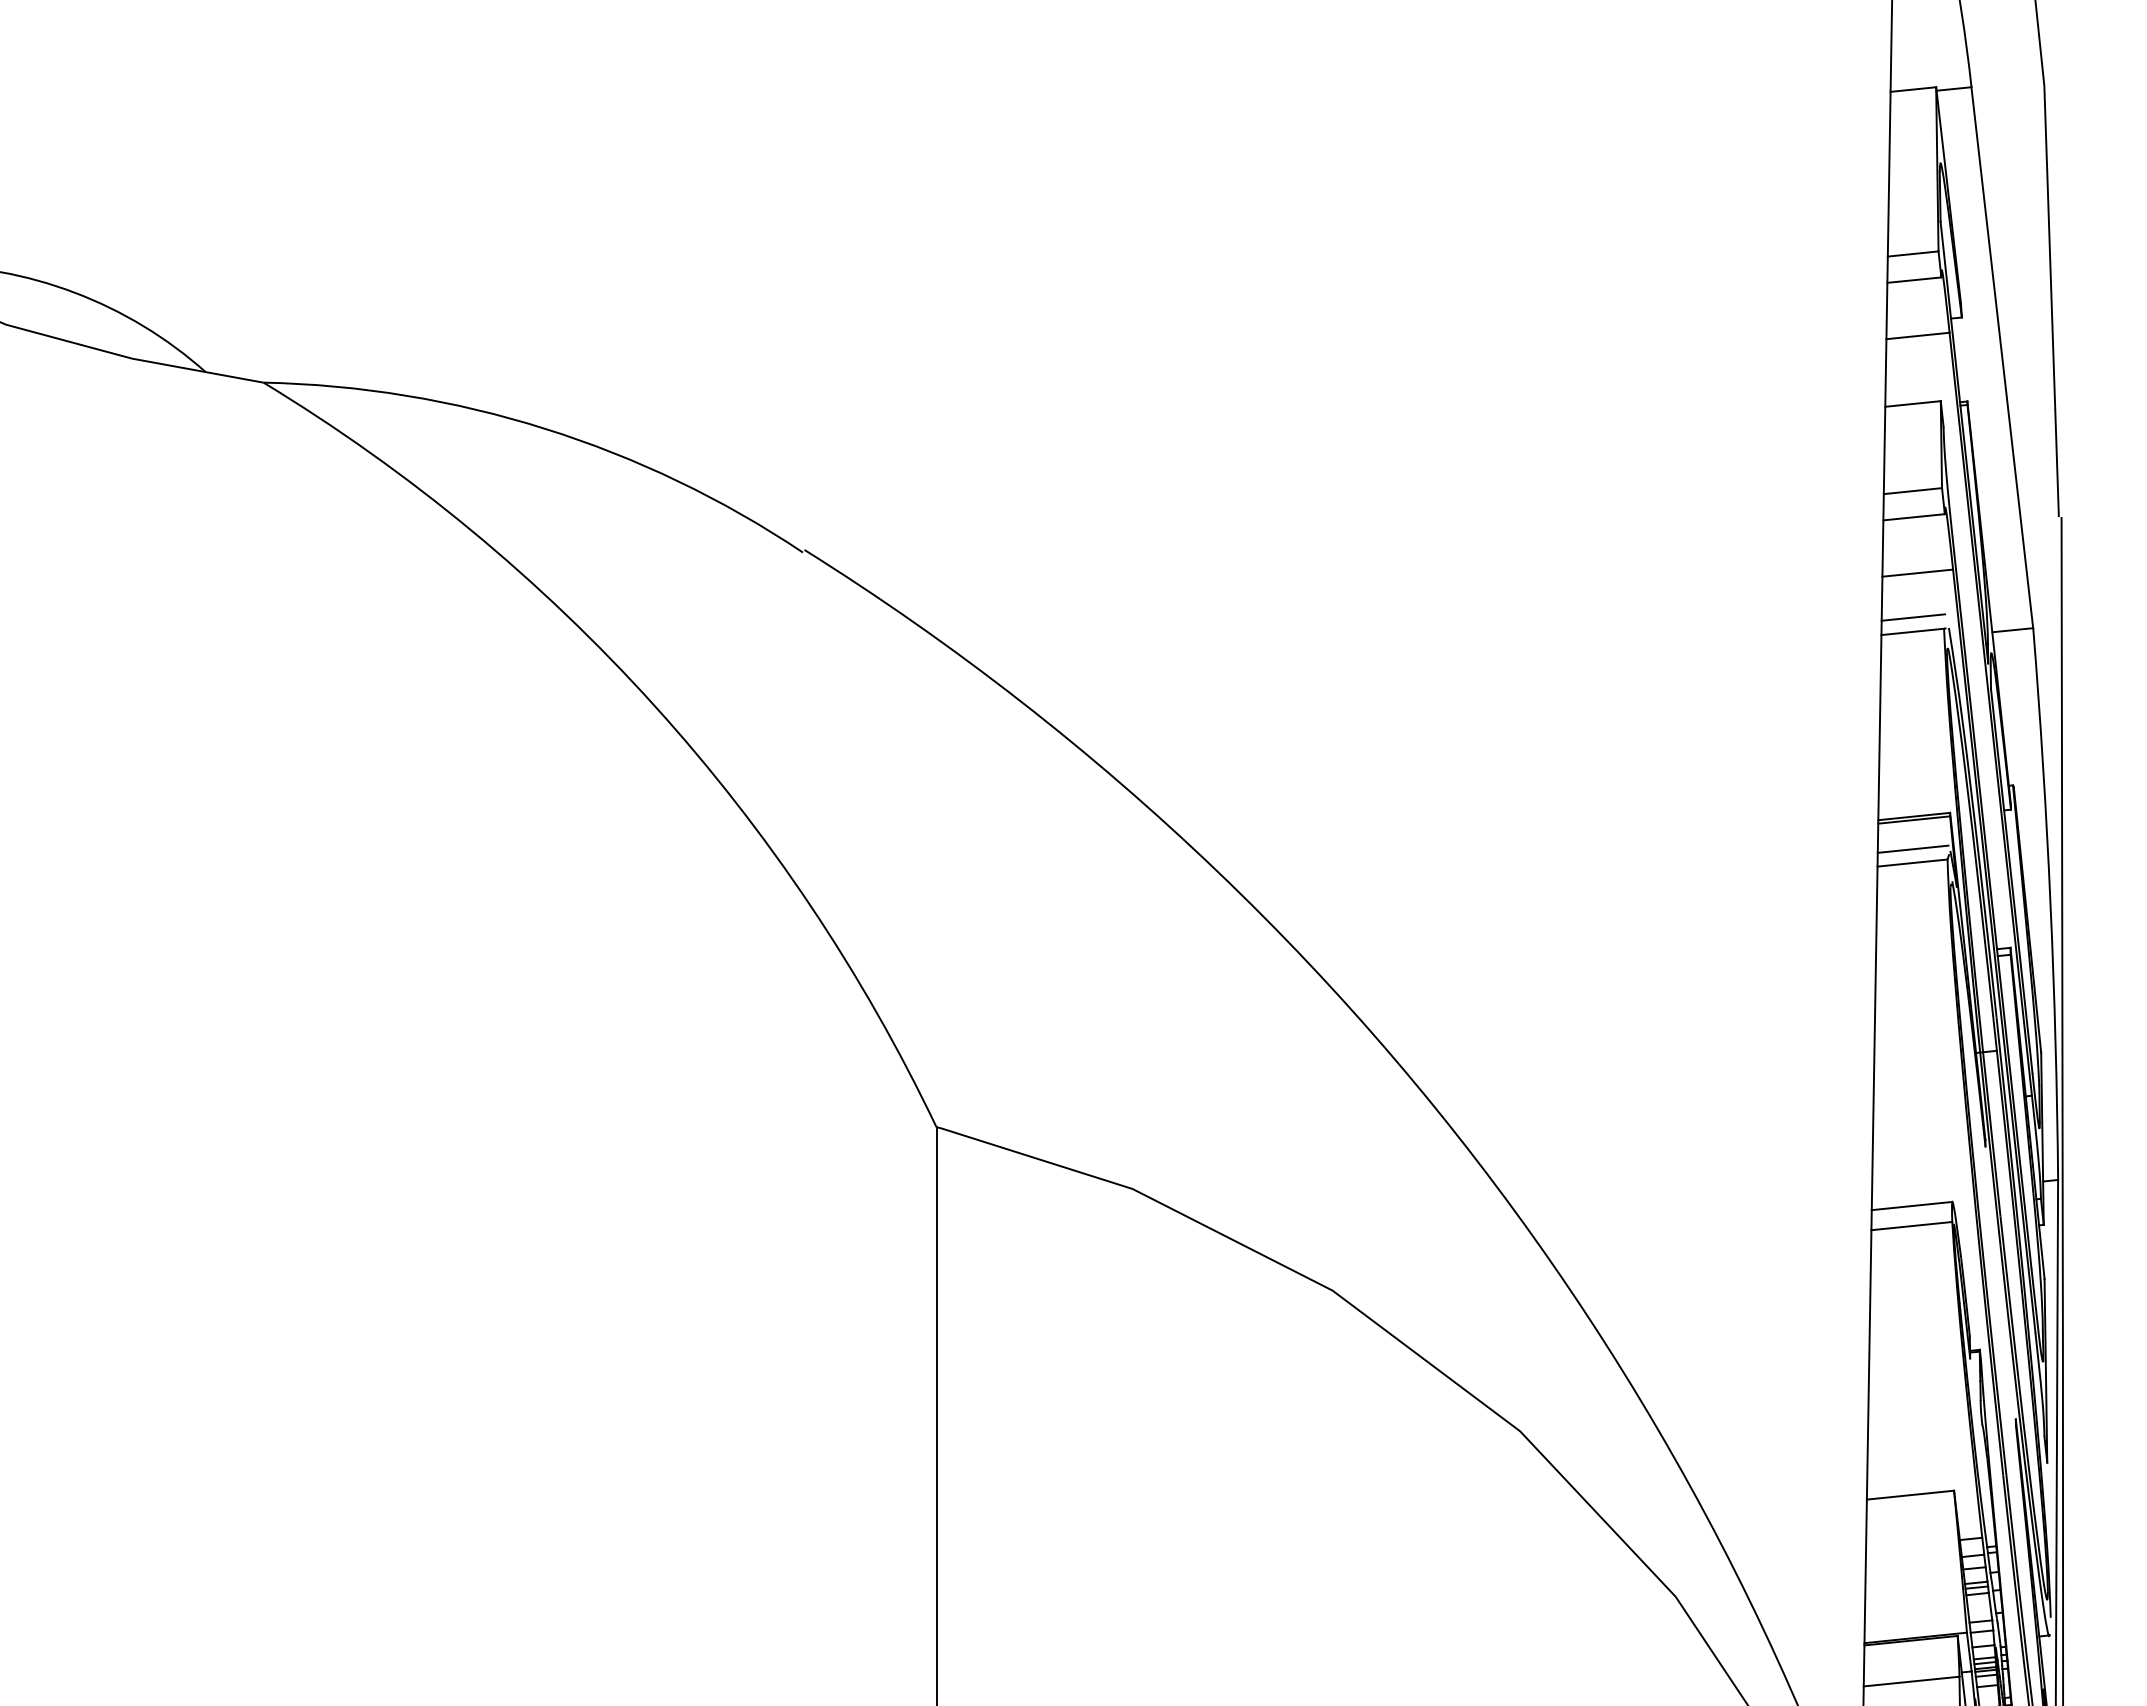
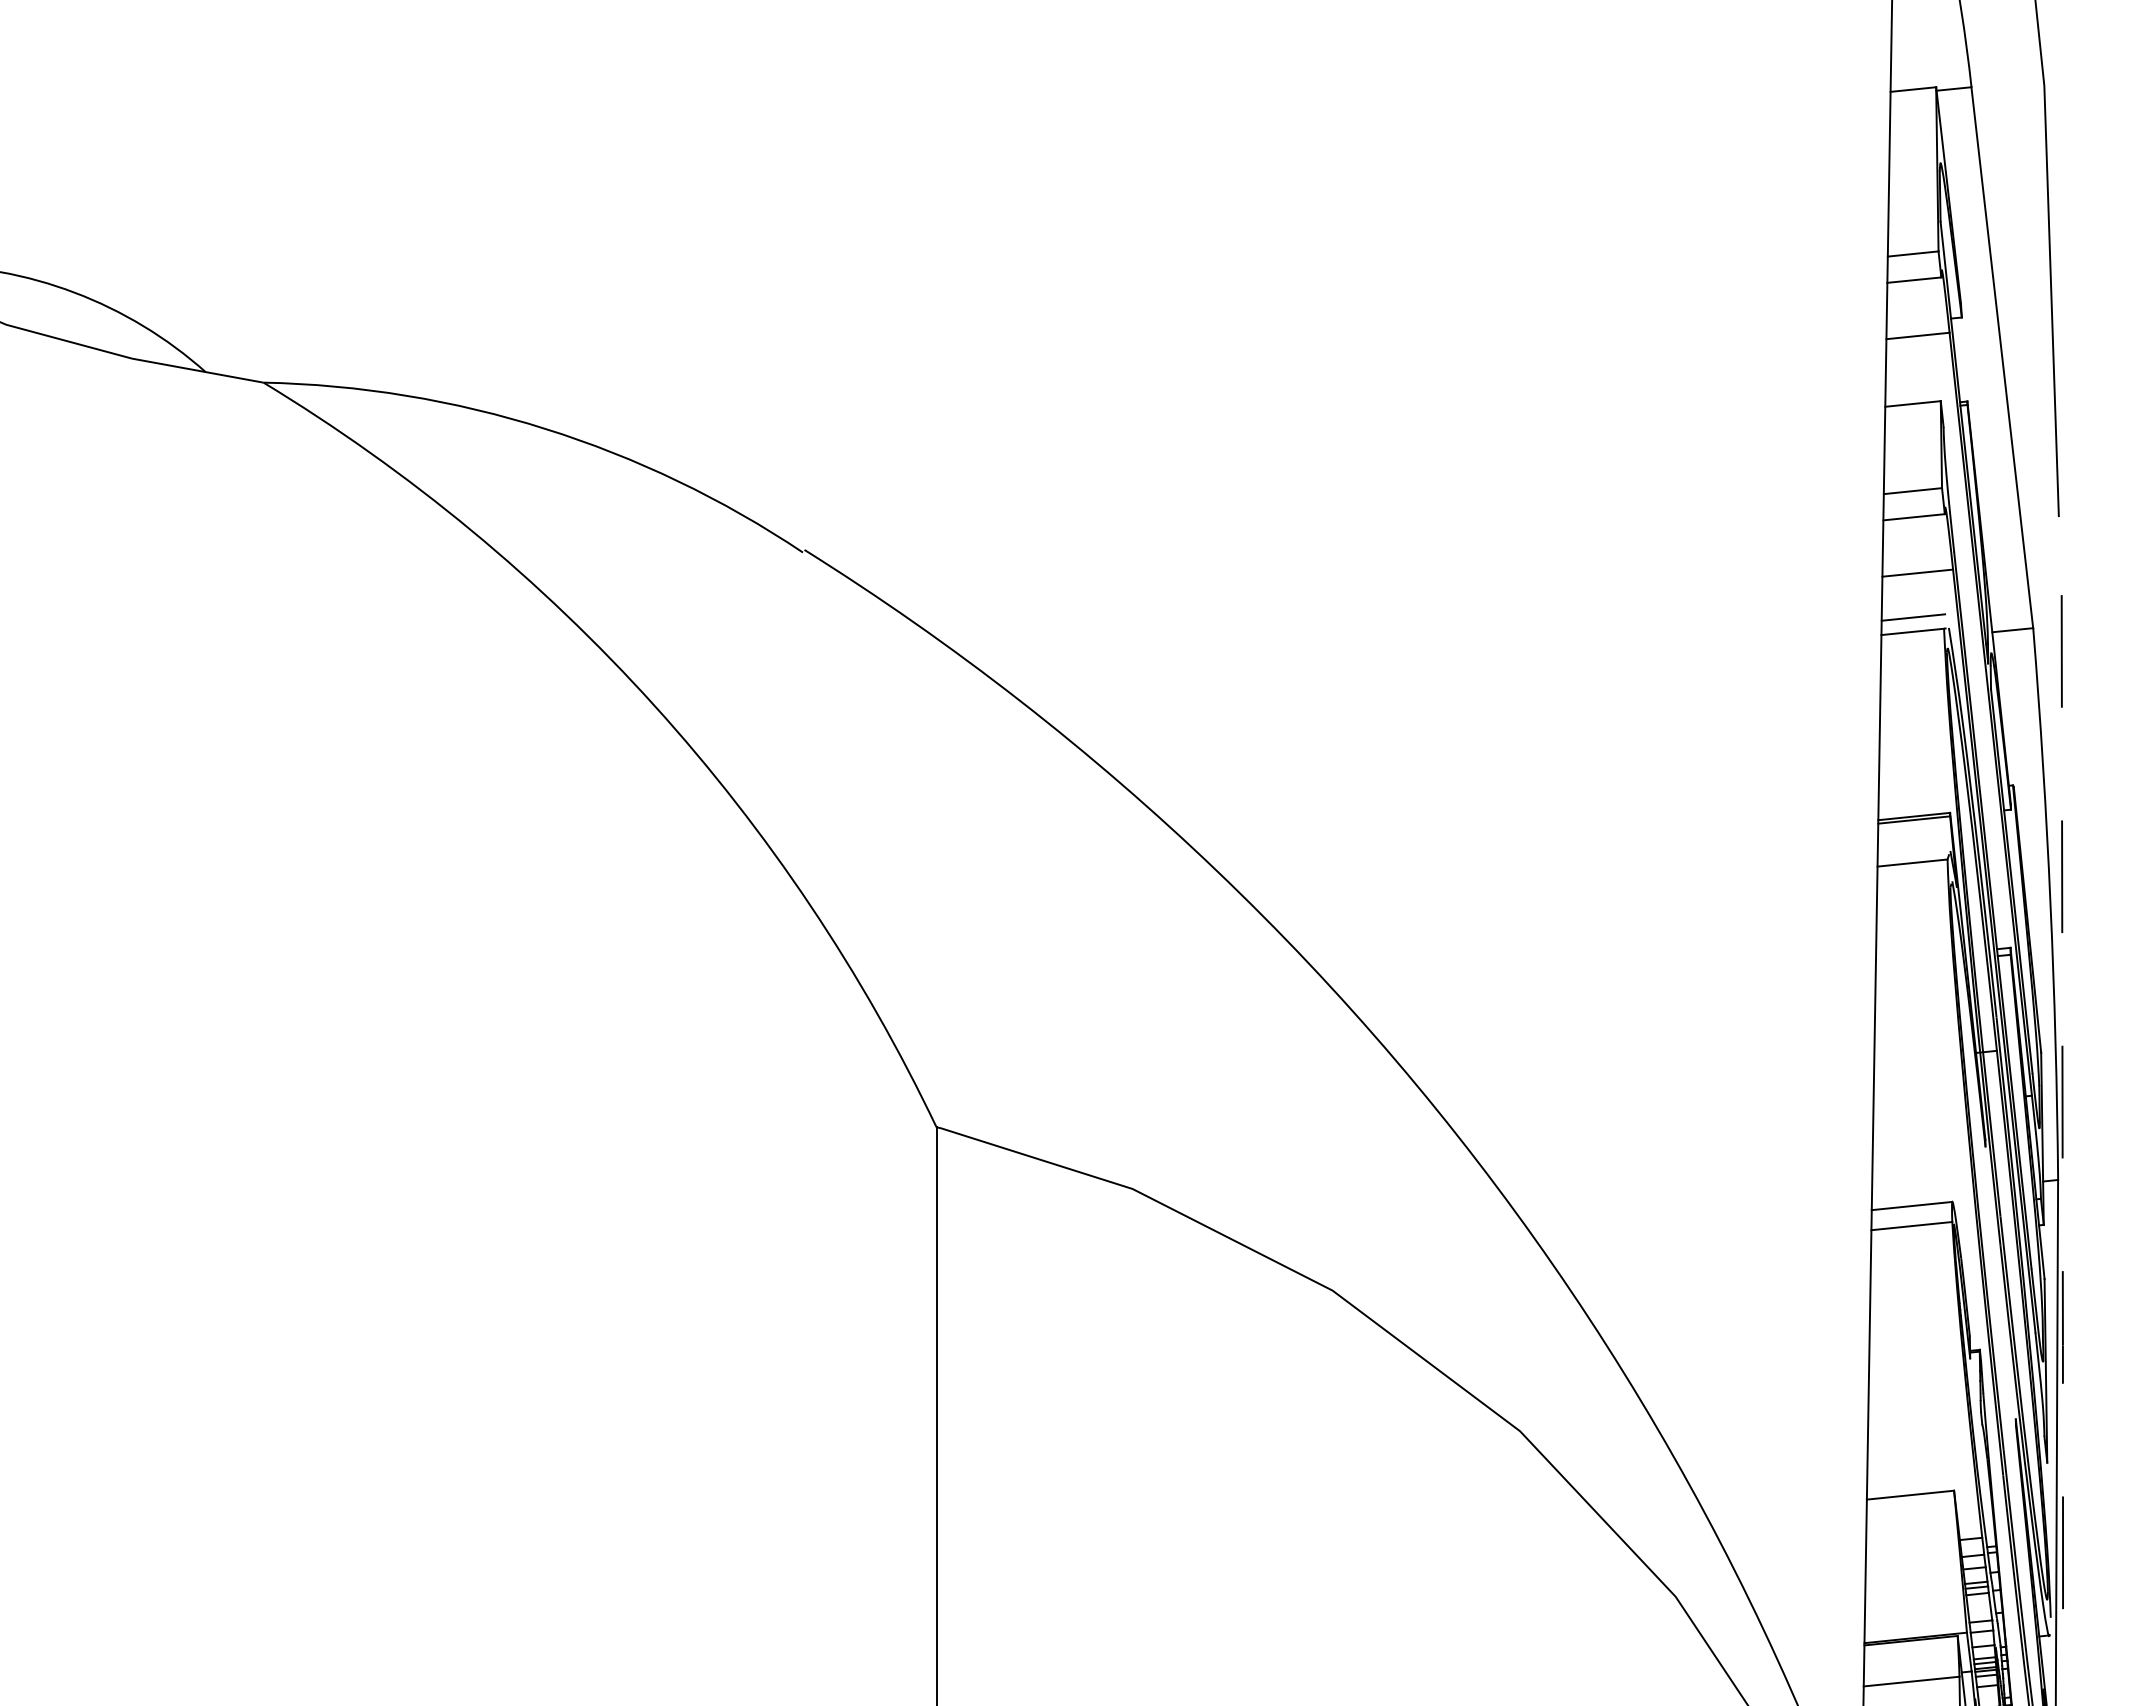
line: present -> none (1912, 848)
line: solid -> dashed (2062, 1111)
